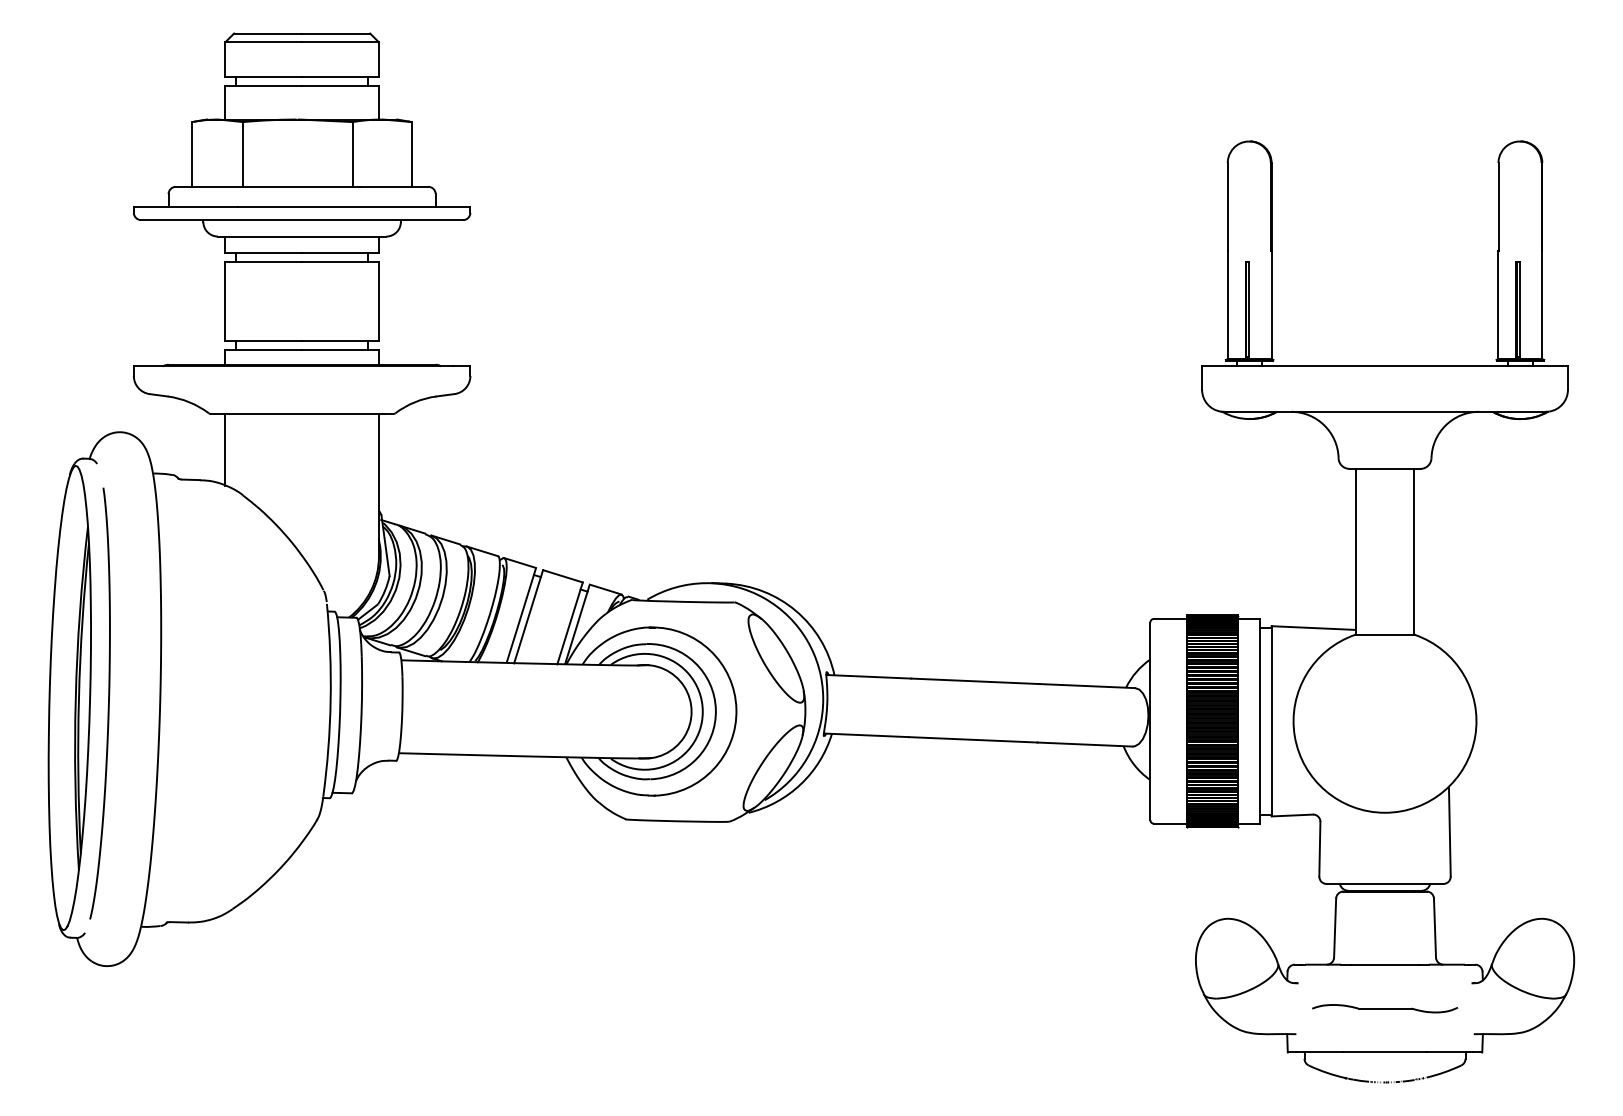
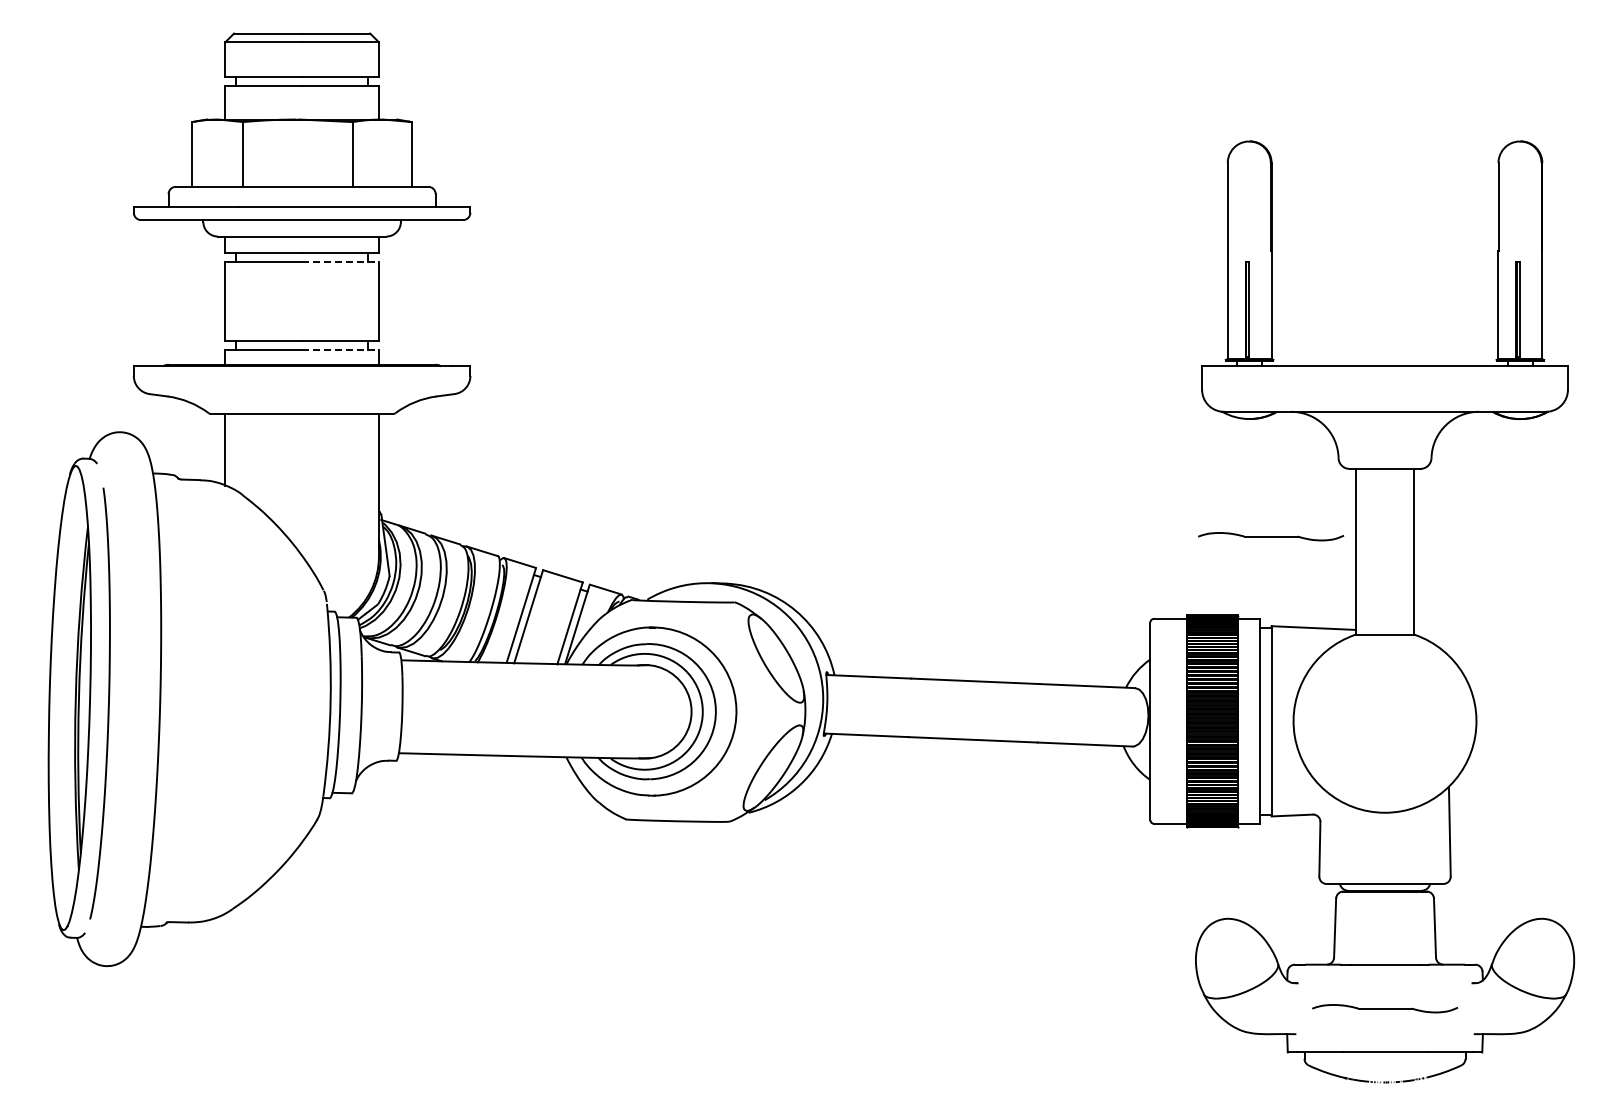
line: solid -> dashed (340, 261)
line: solid -> dashed (340, 349)
part: none -> present (1271, 536)
